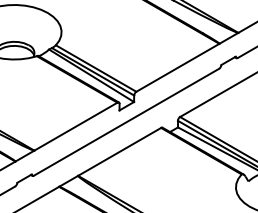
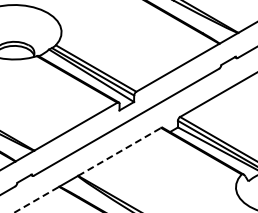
line: solid -> dashed (119, 151)
line: solid -> dashed (36, 199)
